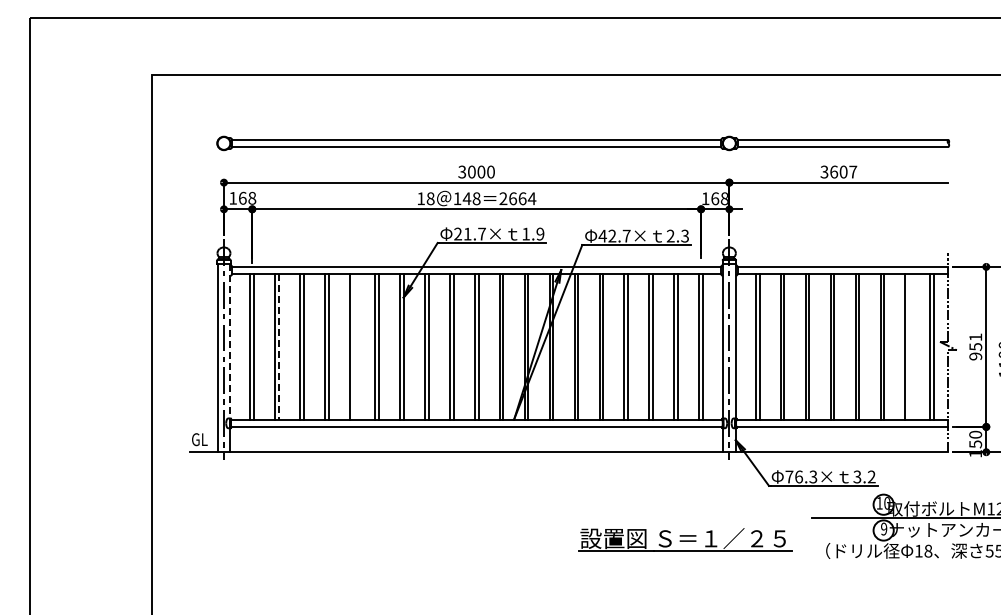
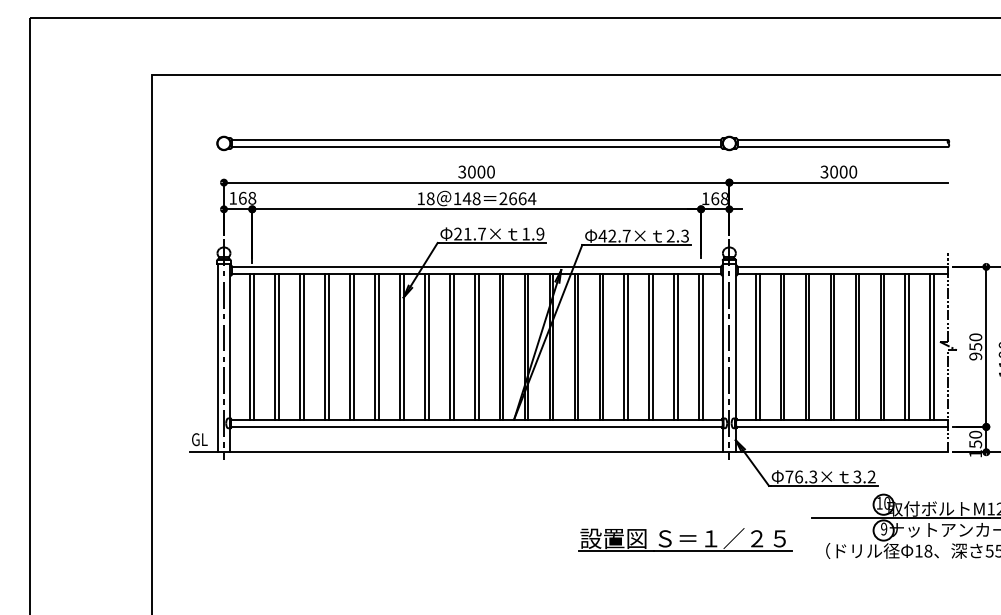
text: 3607 -> 3000 (843, 171)
text: 951 -> 950 (975, 337)
line: dashed -> solid (230, 341)
line: dashed -> solid (279, 346)
line: none -> present (353, 346)
line: none -> present (909, 346)
